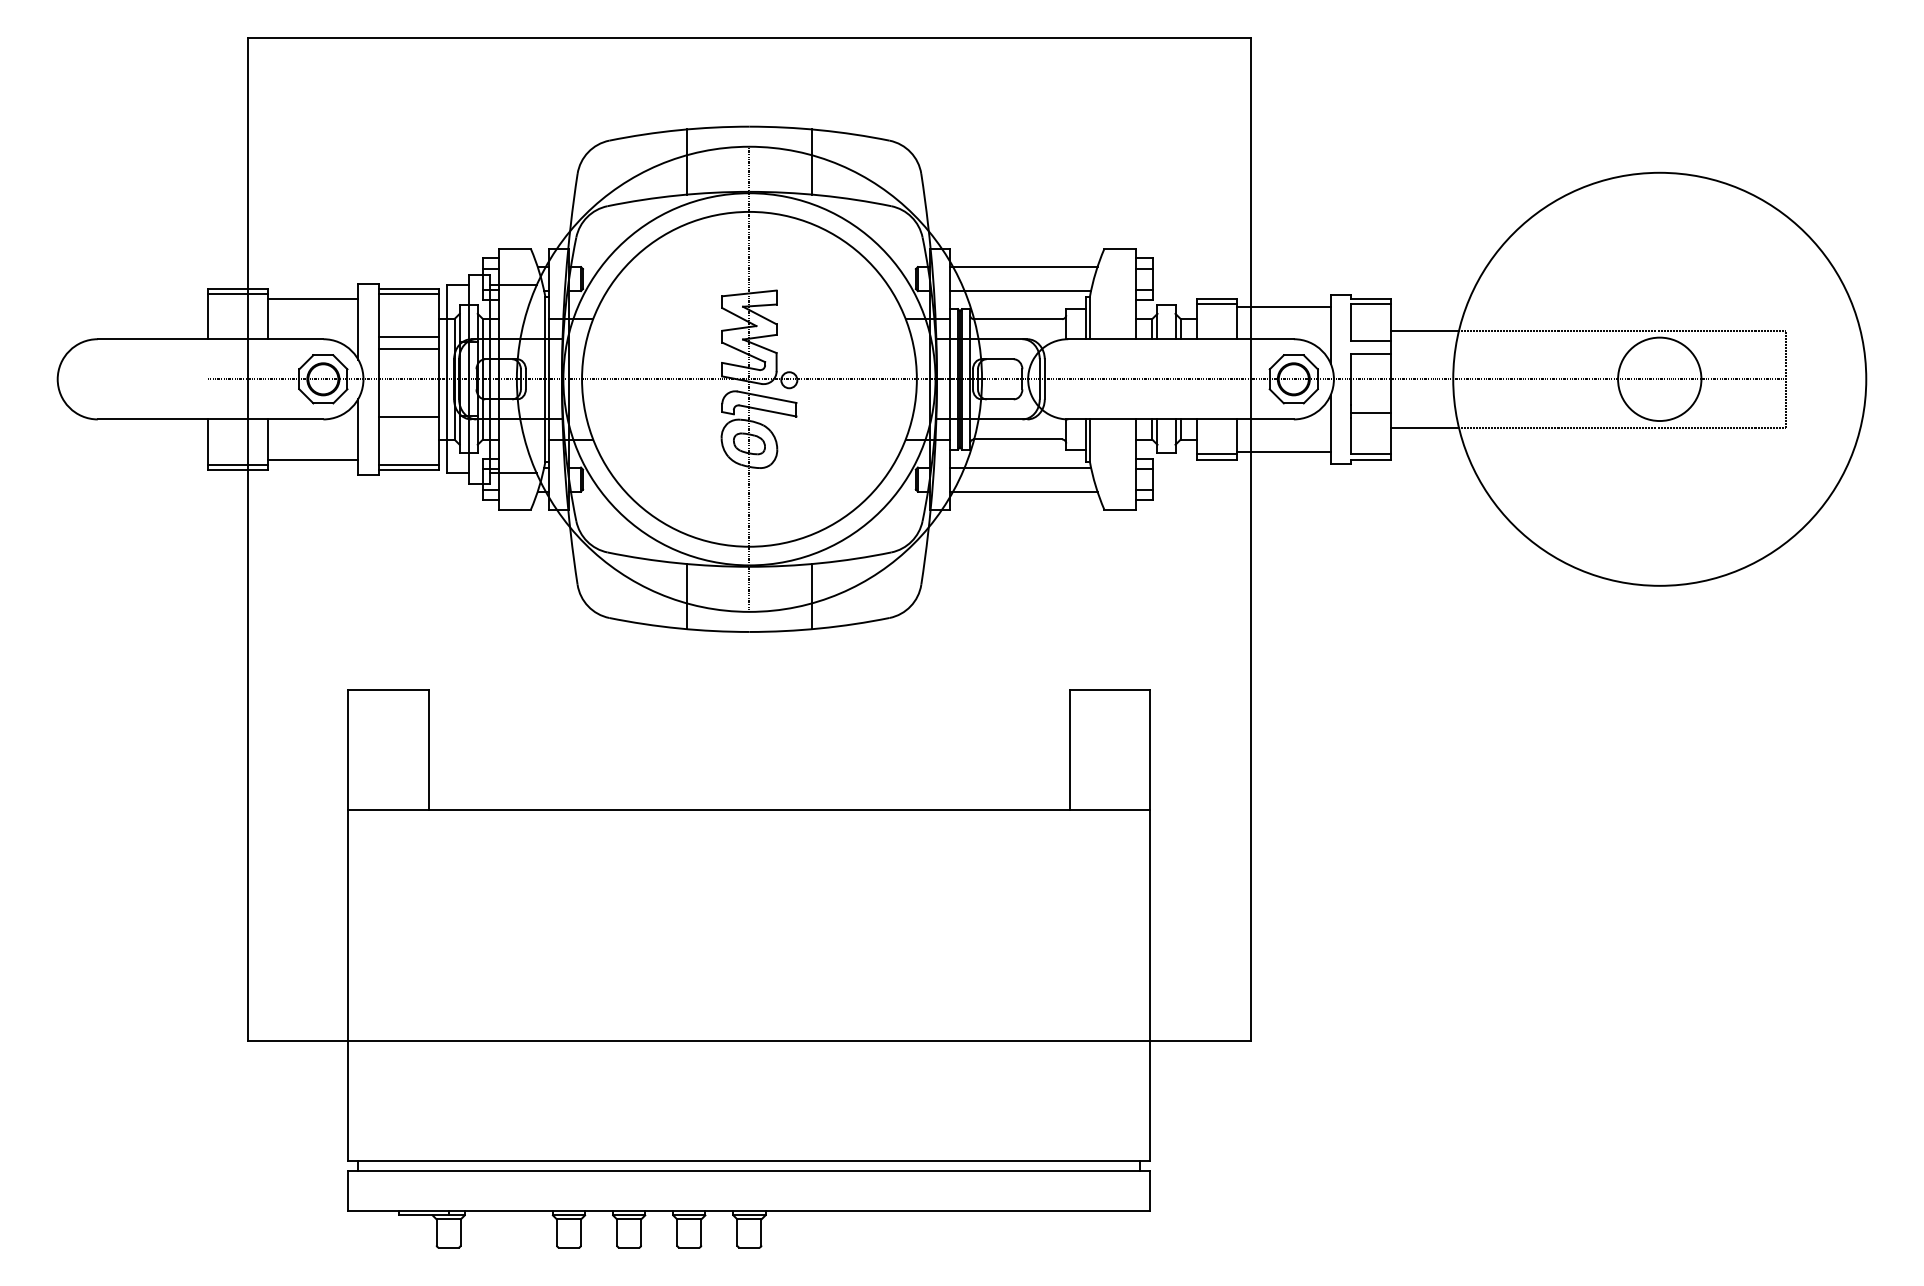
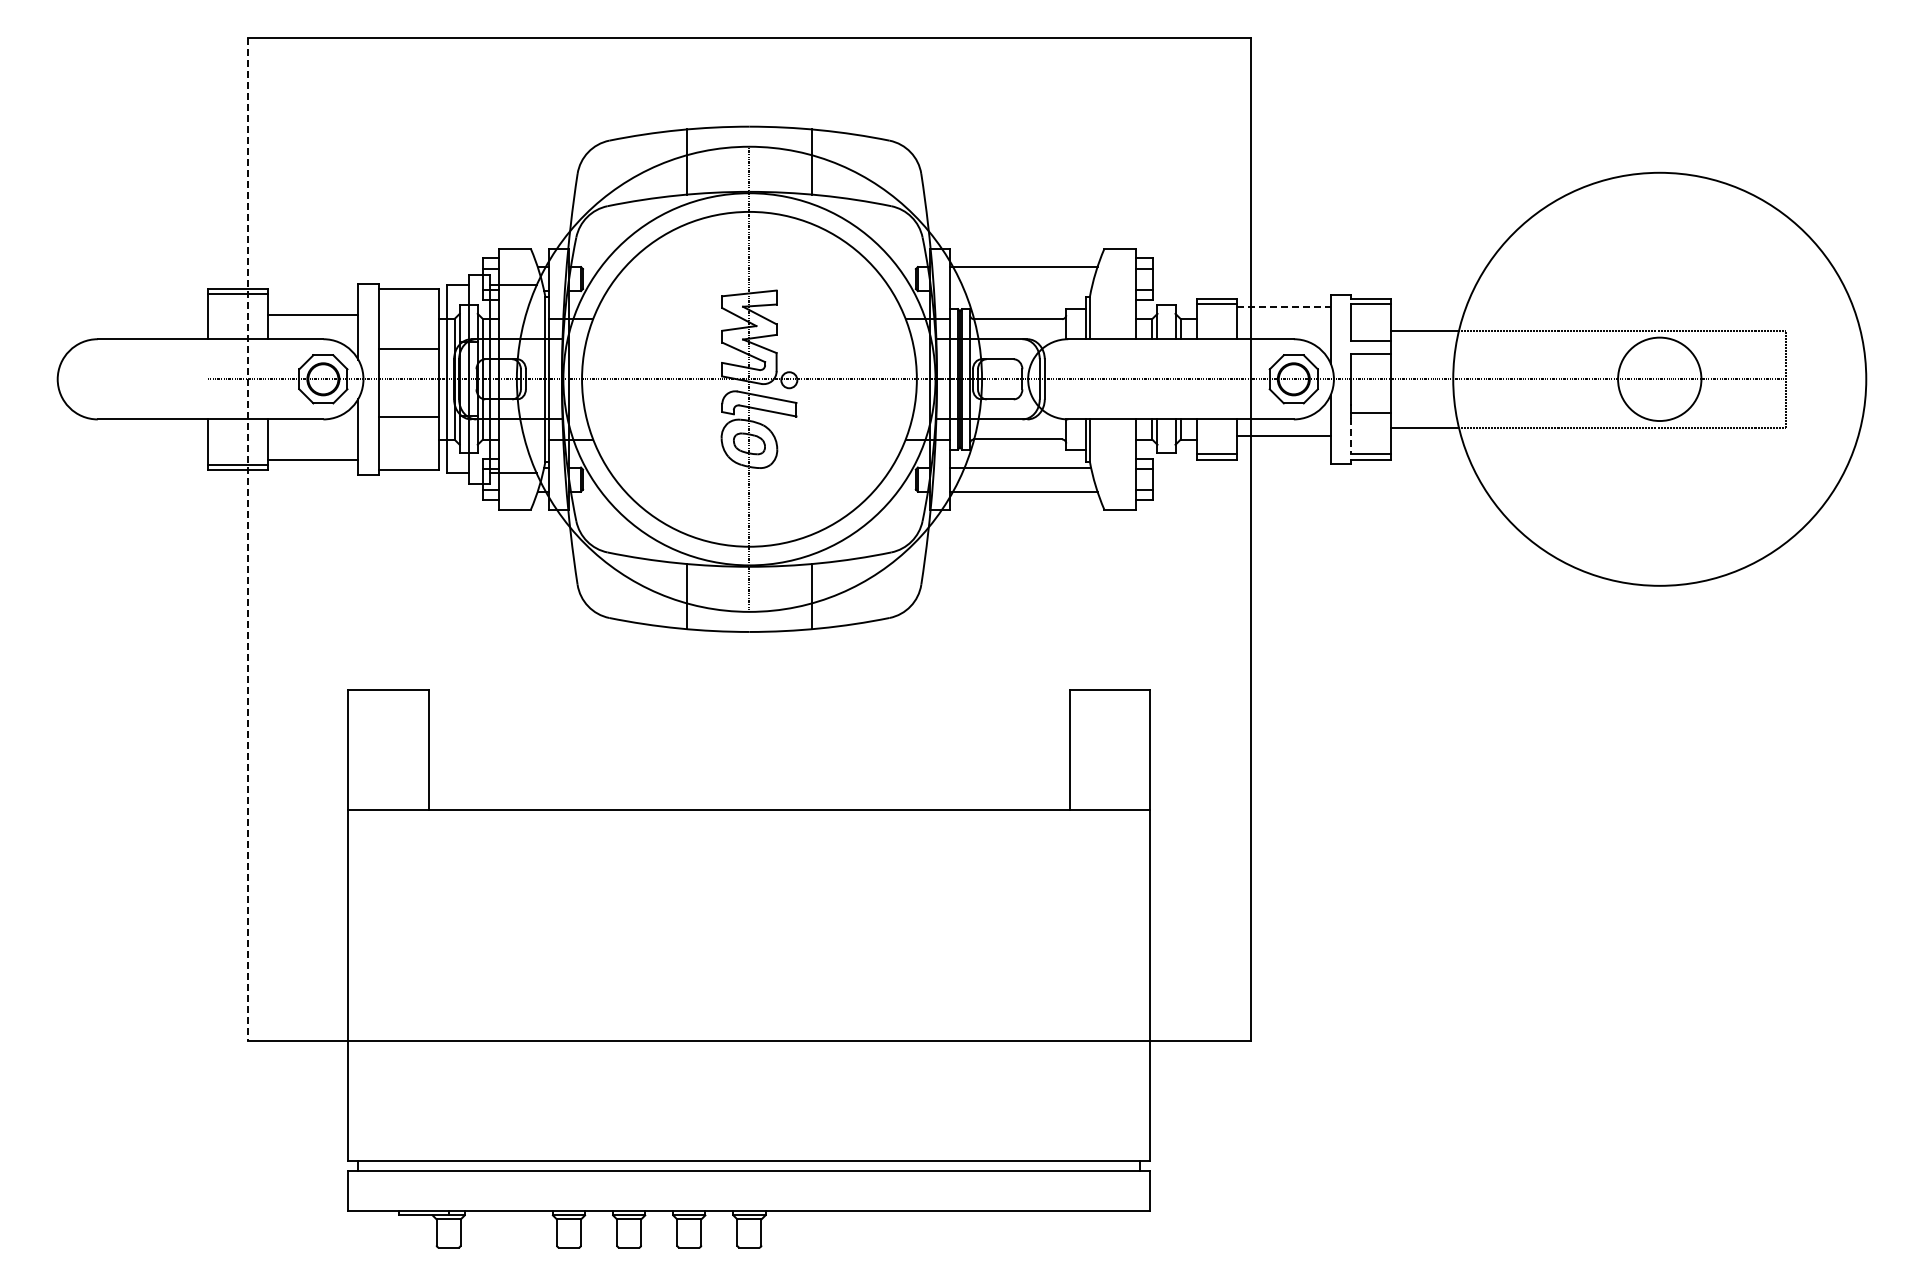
line: present -> none (1020, 291)
line: present -> none (408, 293)
line position: (313, 299) -> (313, 315) (313, 315)
line: solid -> dashed (1284, 307)
line: present -> none (408, 337)
line: solid -> dashed (1350, 436)
line position: (1283, 451) -> (1283, 435) (1283, 435)
line: present -> none (408, 464)
line: solid -> dashed (248, 540)
